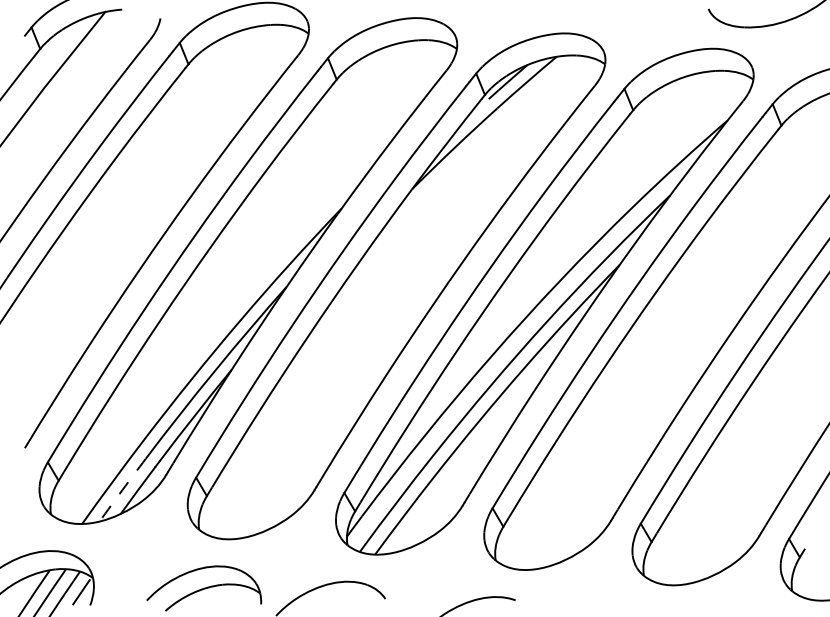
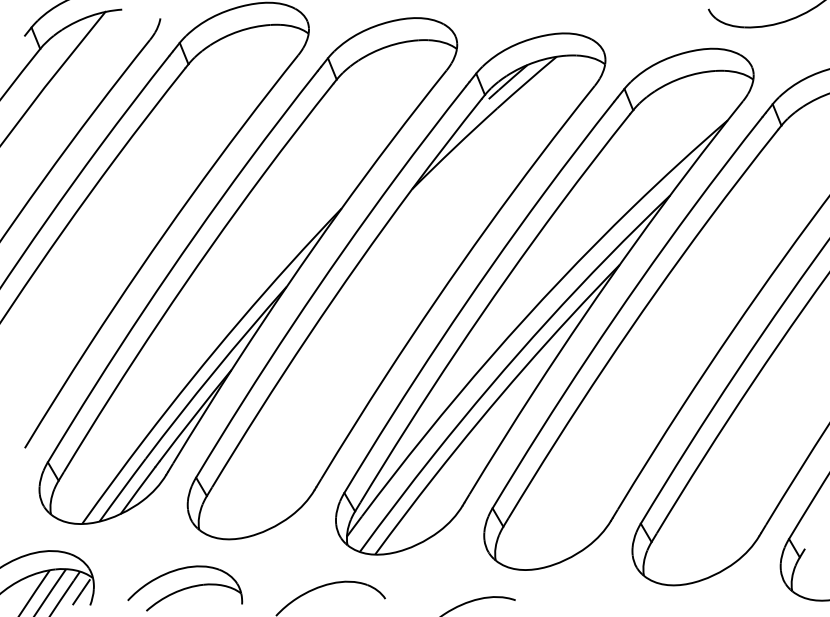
arc: dashed -> solid (122, 489)
part position: (204, 588) -> (185, 588) (185, 588)
